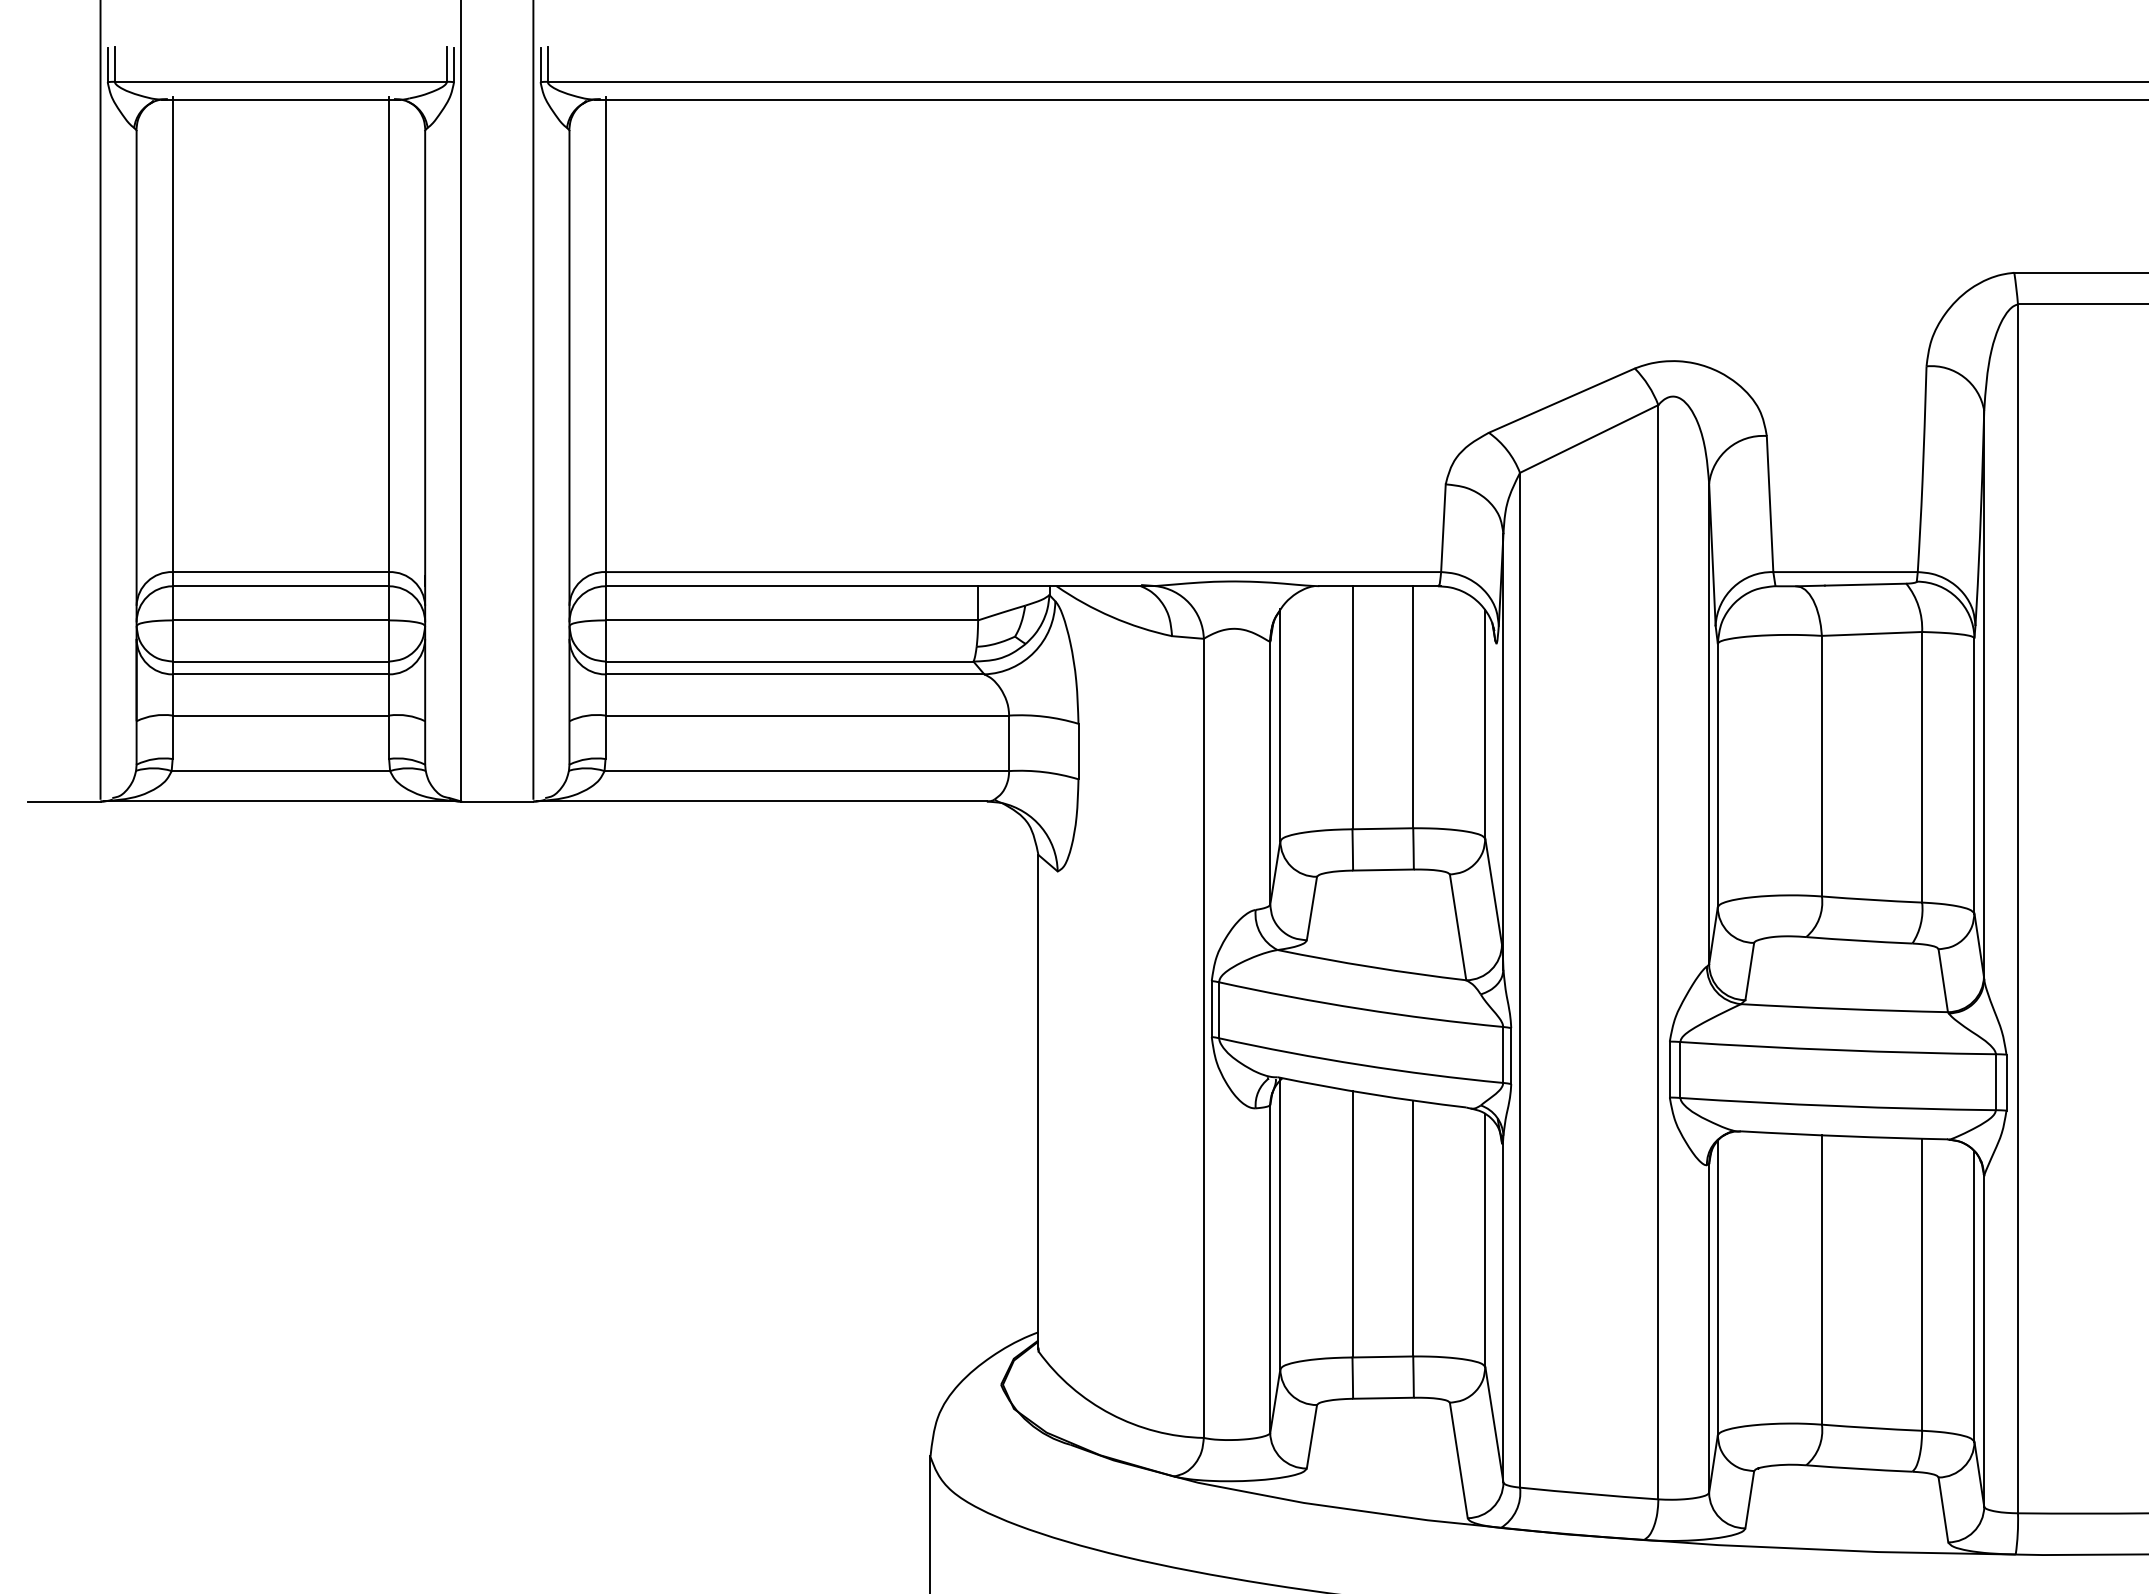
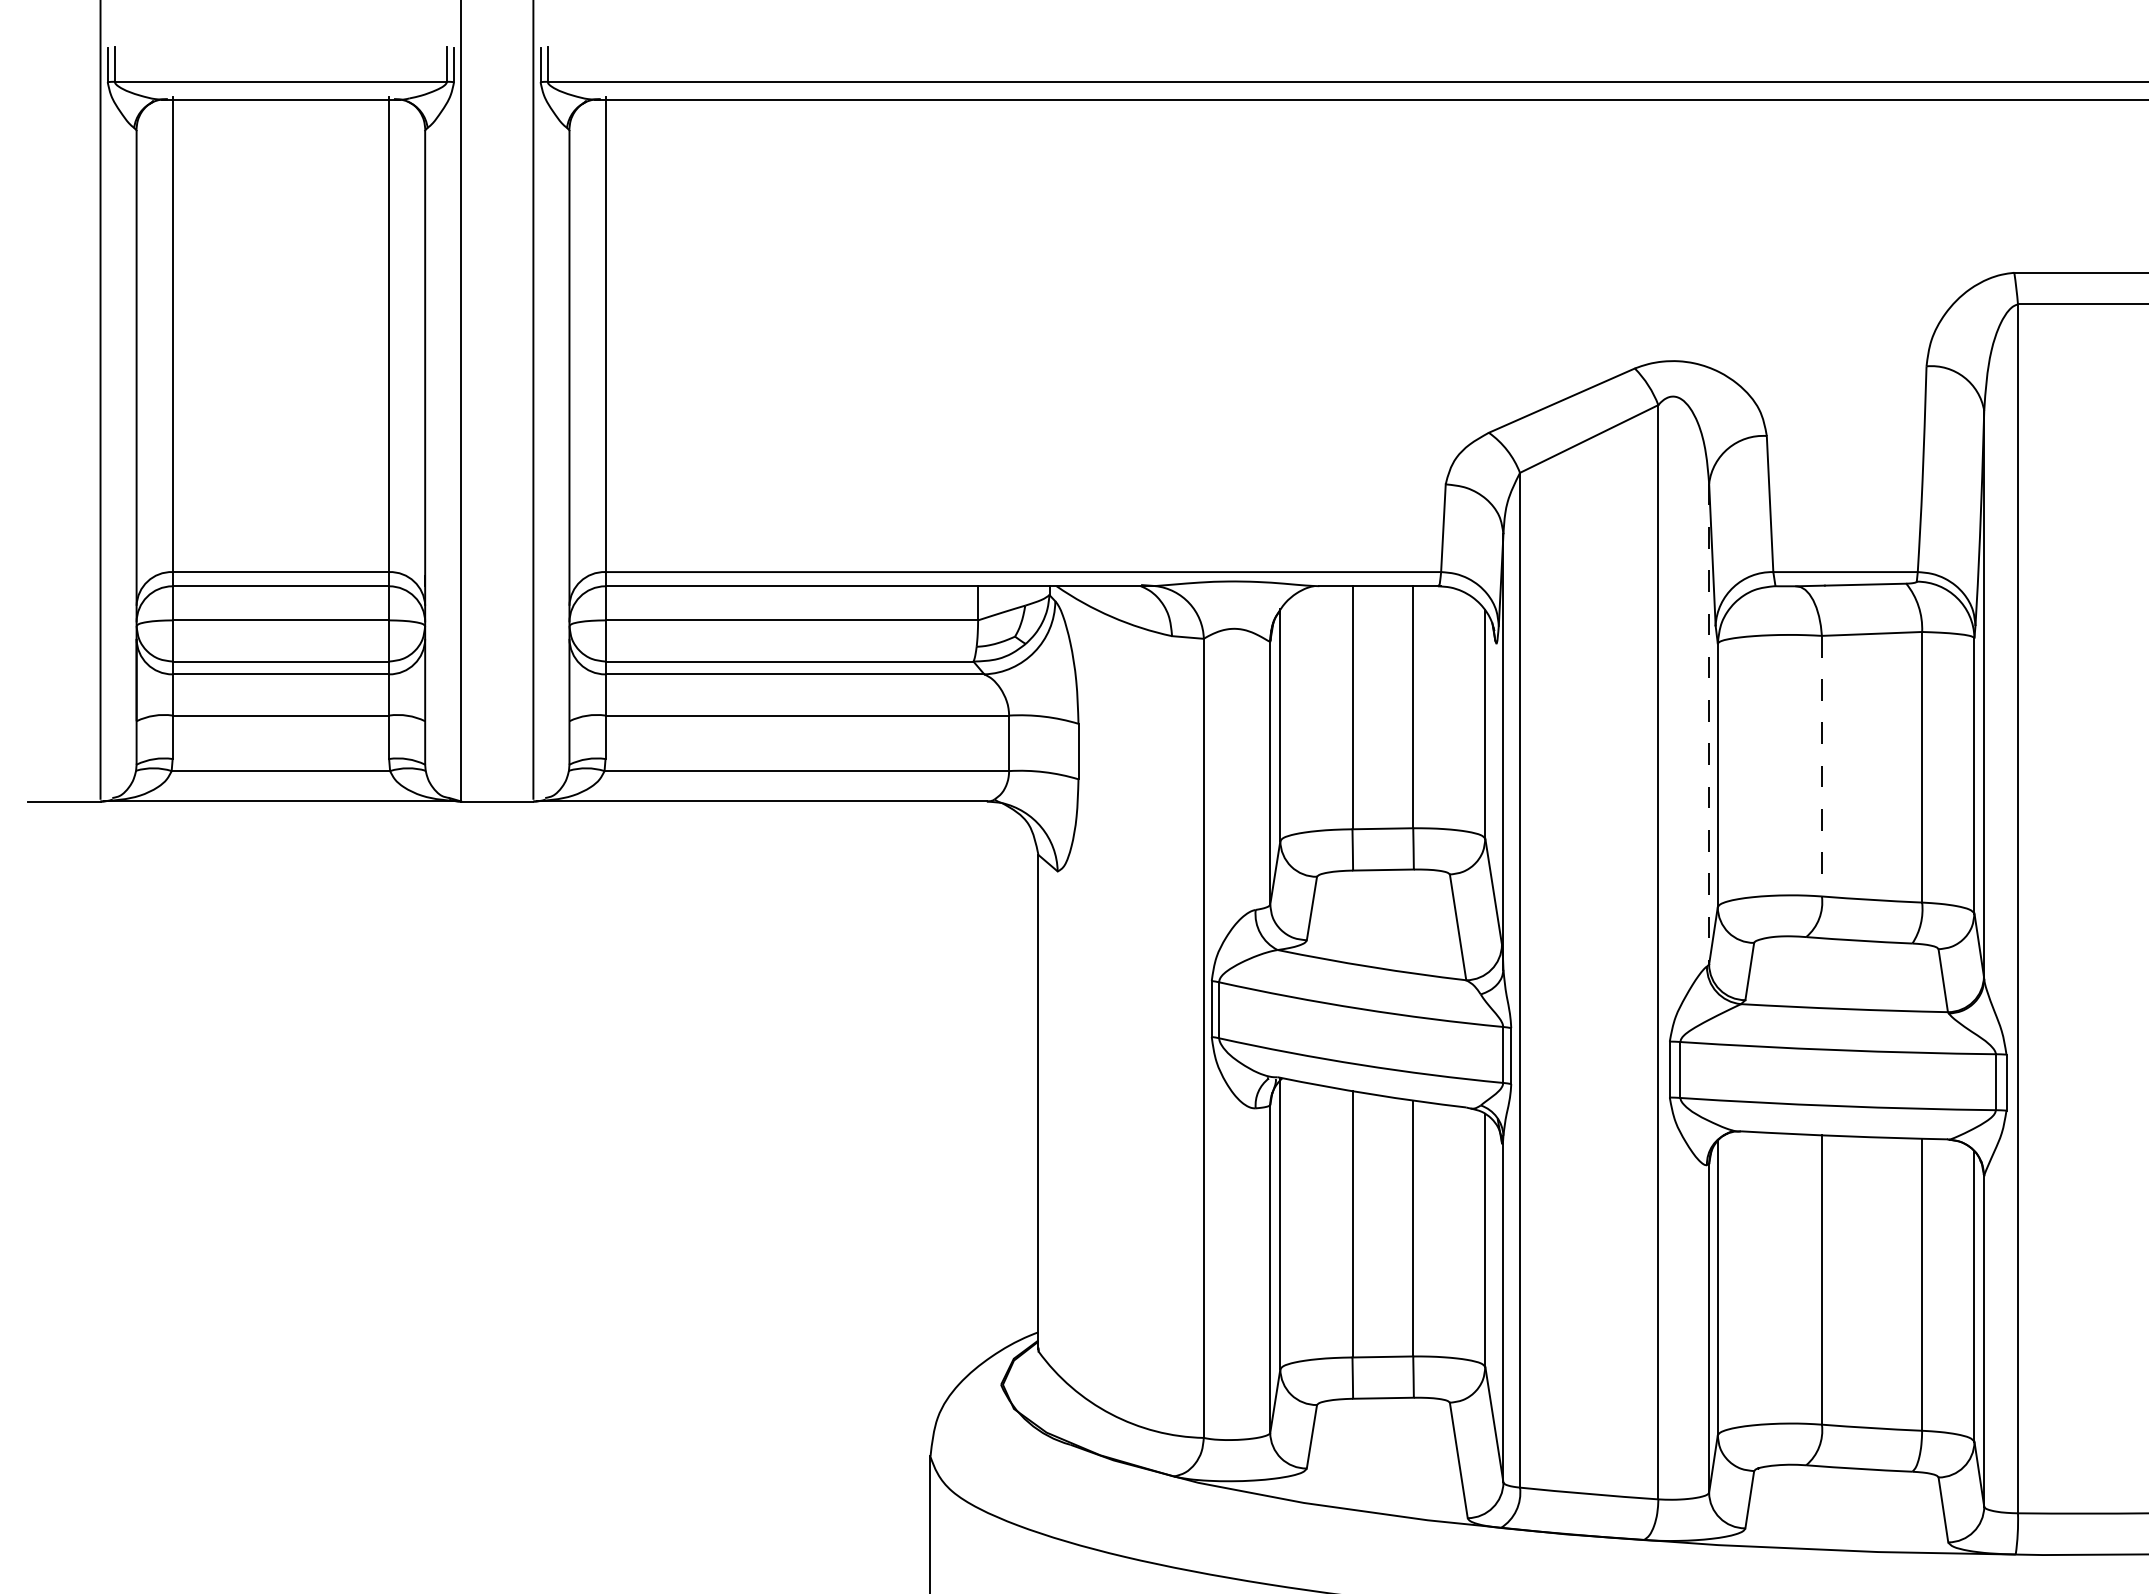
line: solid -> dashed (1709, 724)
line: solid -> dashed (1821, 766)
